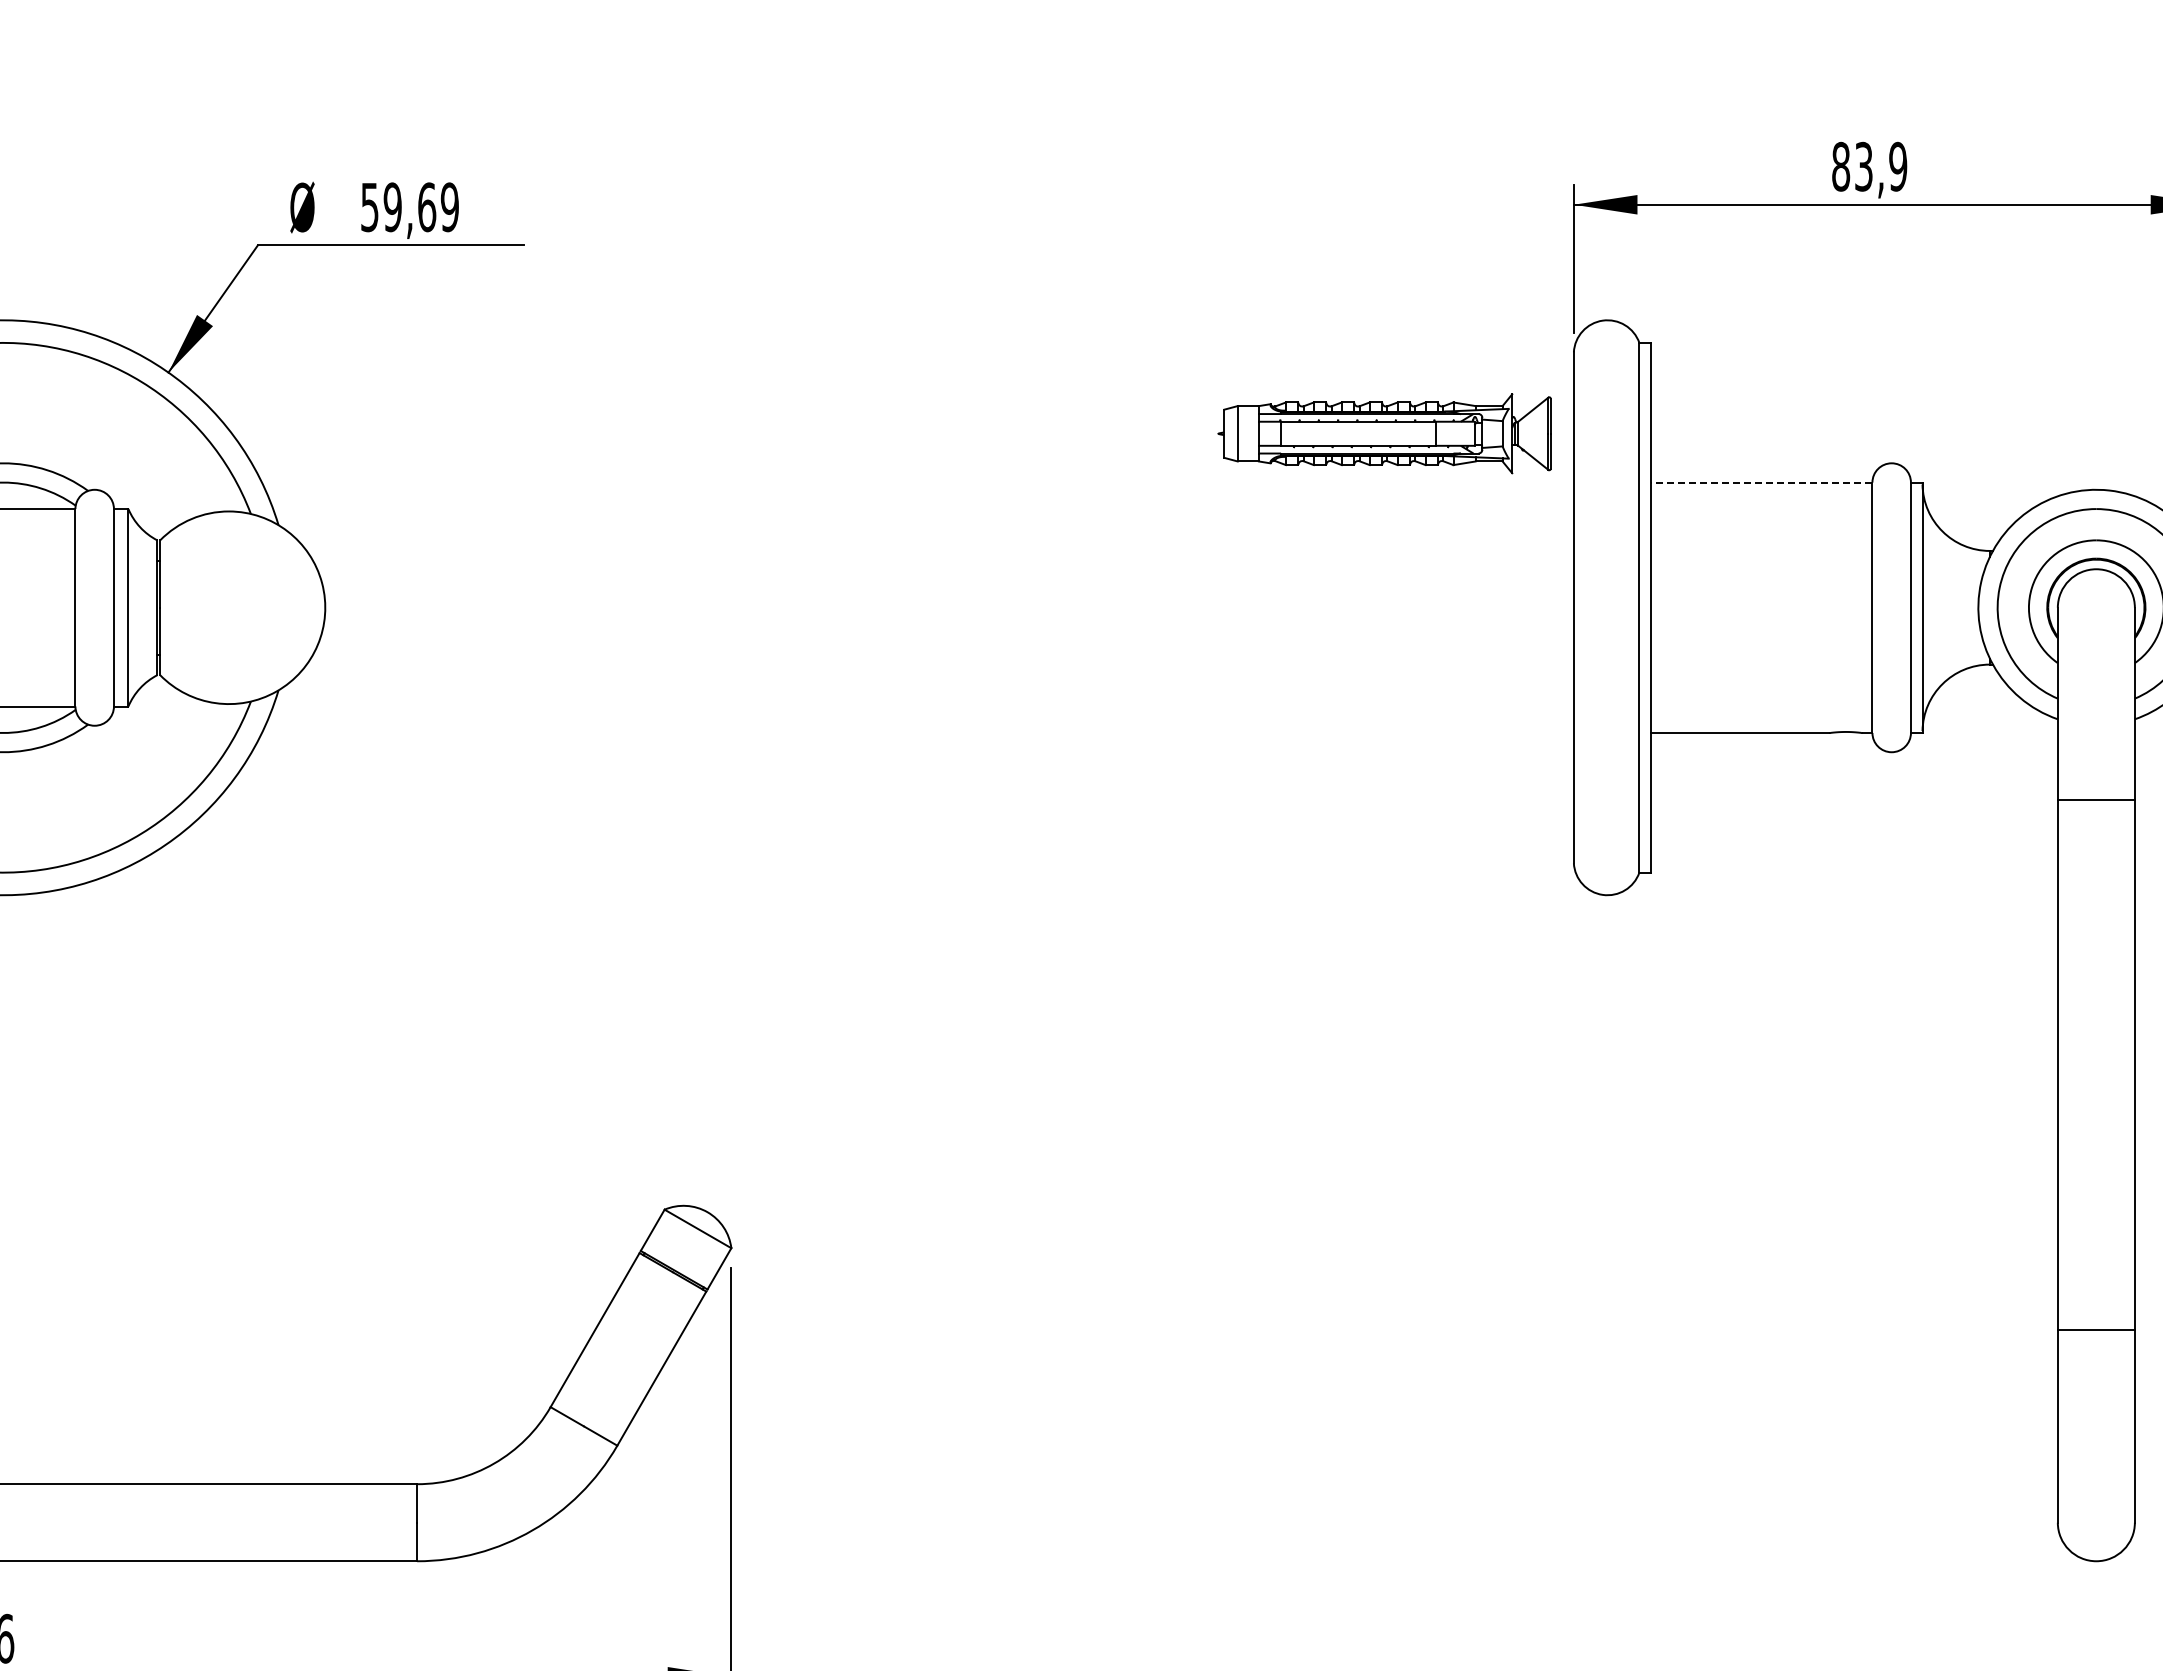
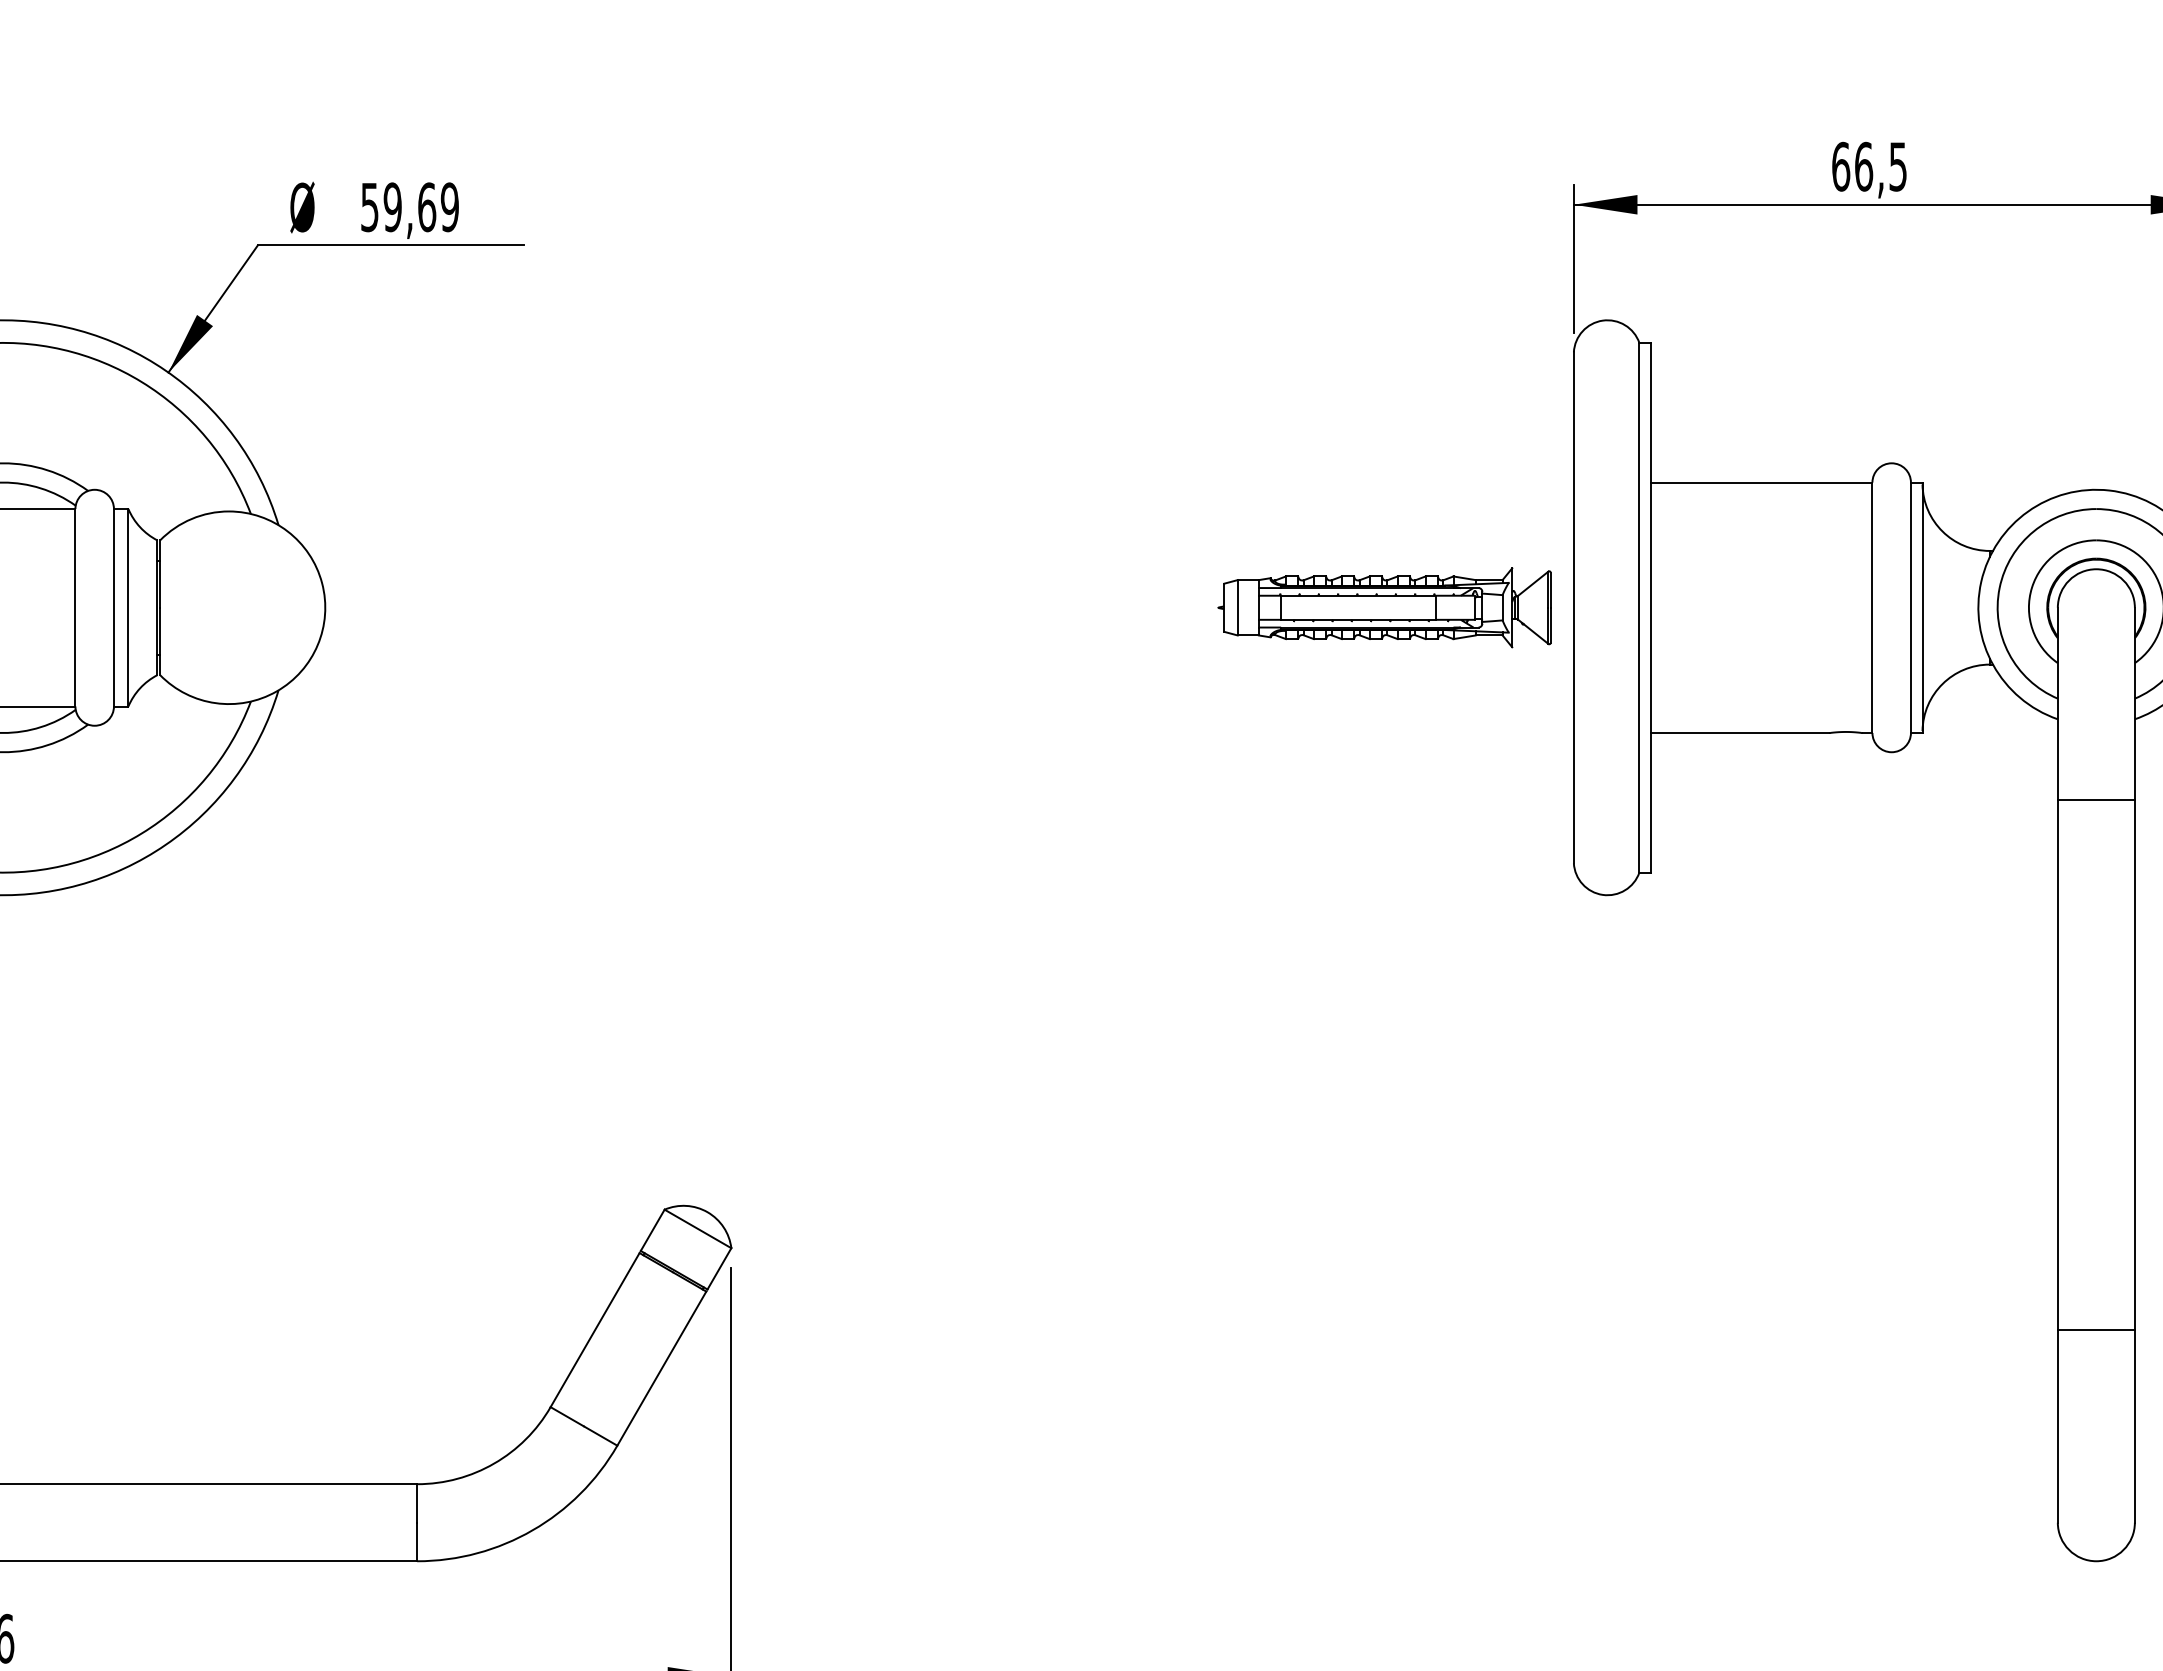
text: 83,9 -> 66,5 (1869, 166)
part position: (1384, 433) -> (1384, 607) (1384, 607)
line: dashed -> solid (1761, 482)
